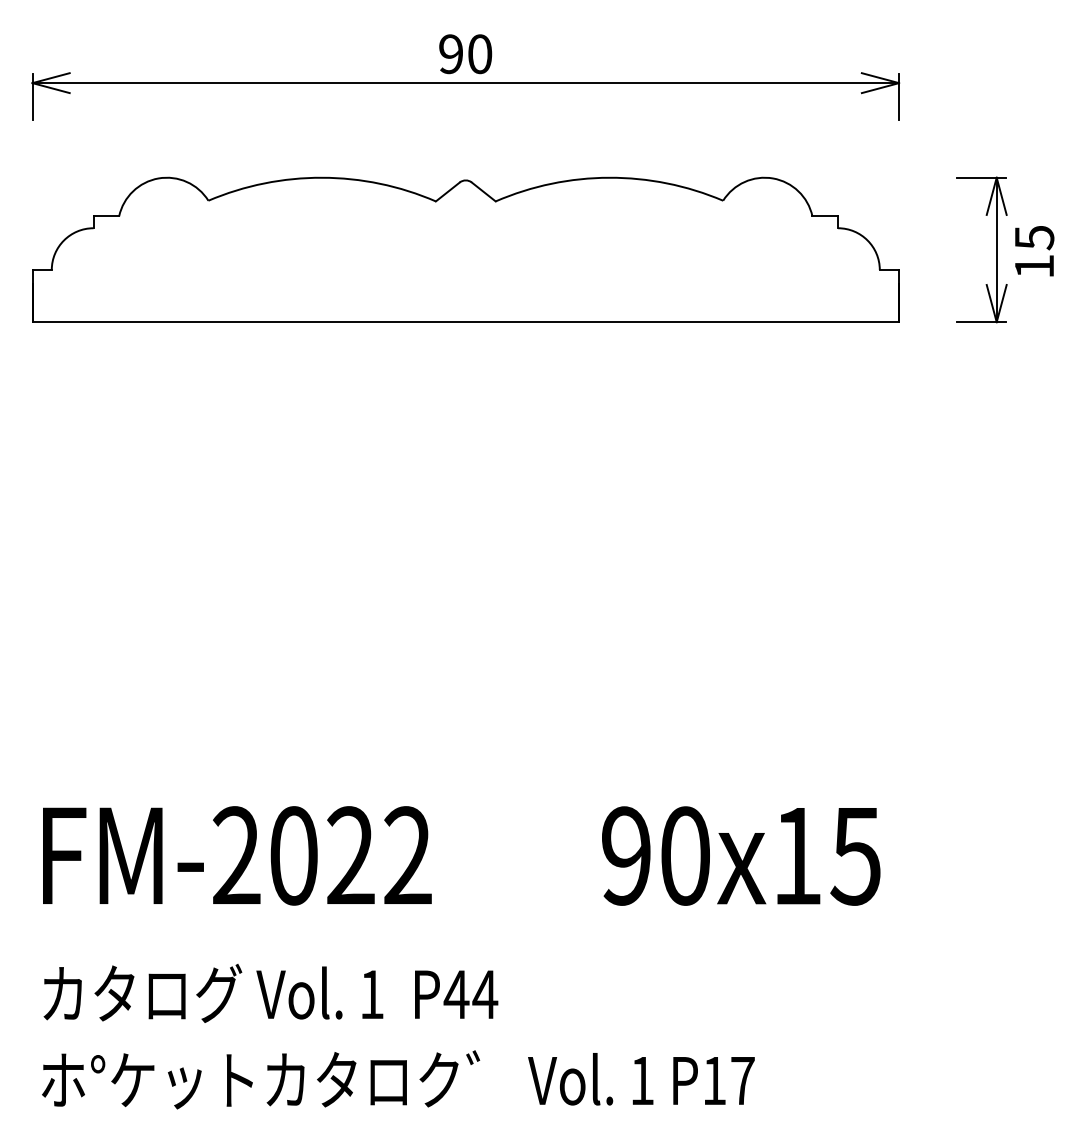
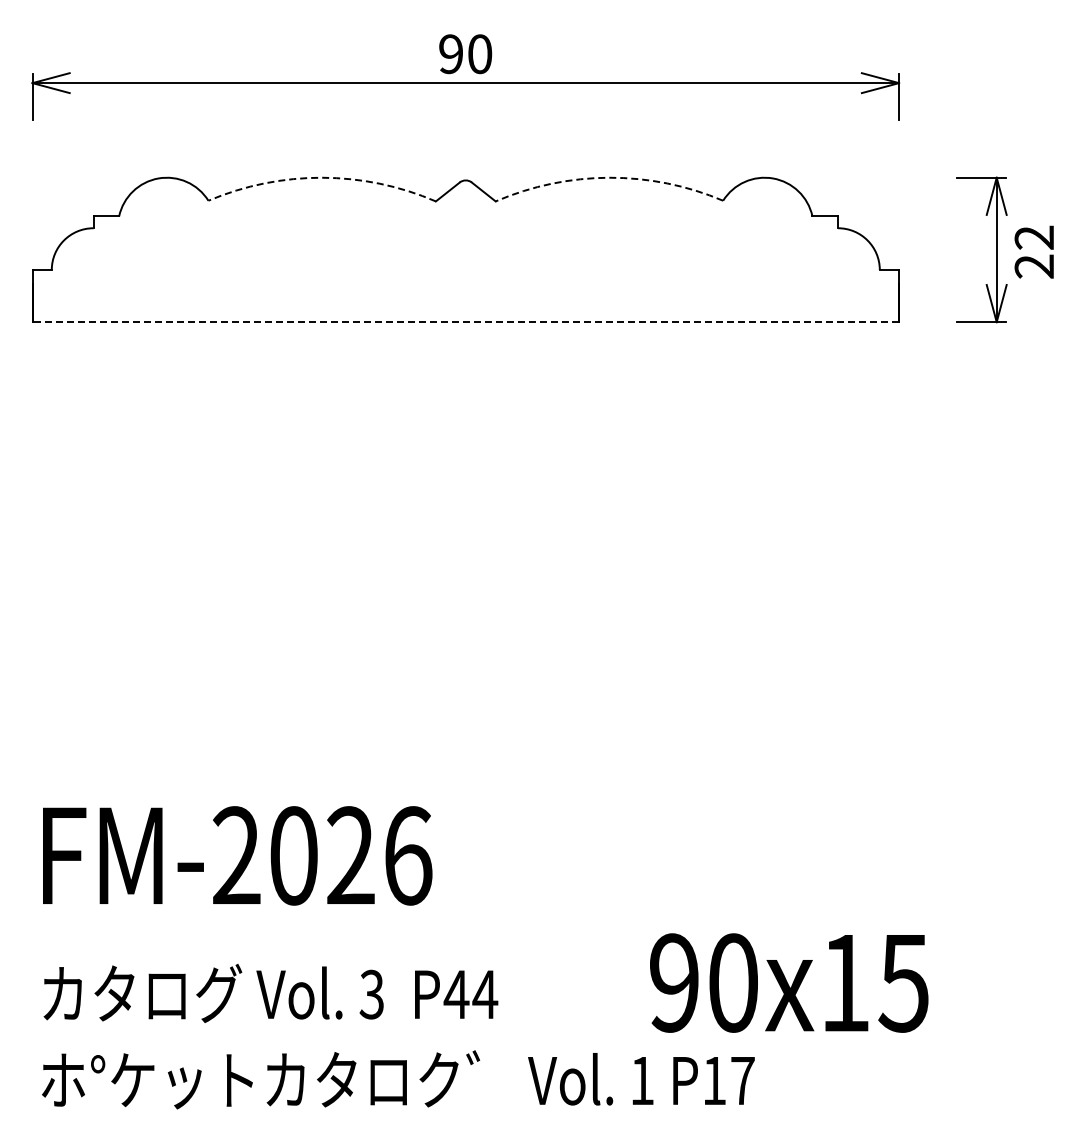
arc: solid -> dashed (322, 177)
arc: solid -> dashed (609, 177)
text: 15 -> 22 (1034, 251)
line: solid -> dashed (465, 322)
text: FM-2022 -> FM-2026 (408, 855)
text position: (741, 855) -> (789, 982) (789, 982)
text: 1 -> 3 (371, 994)
